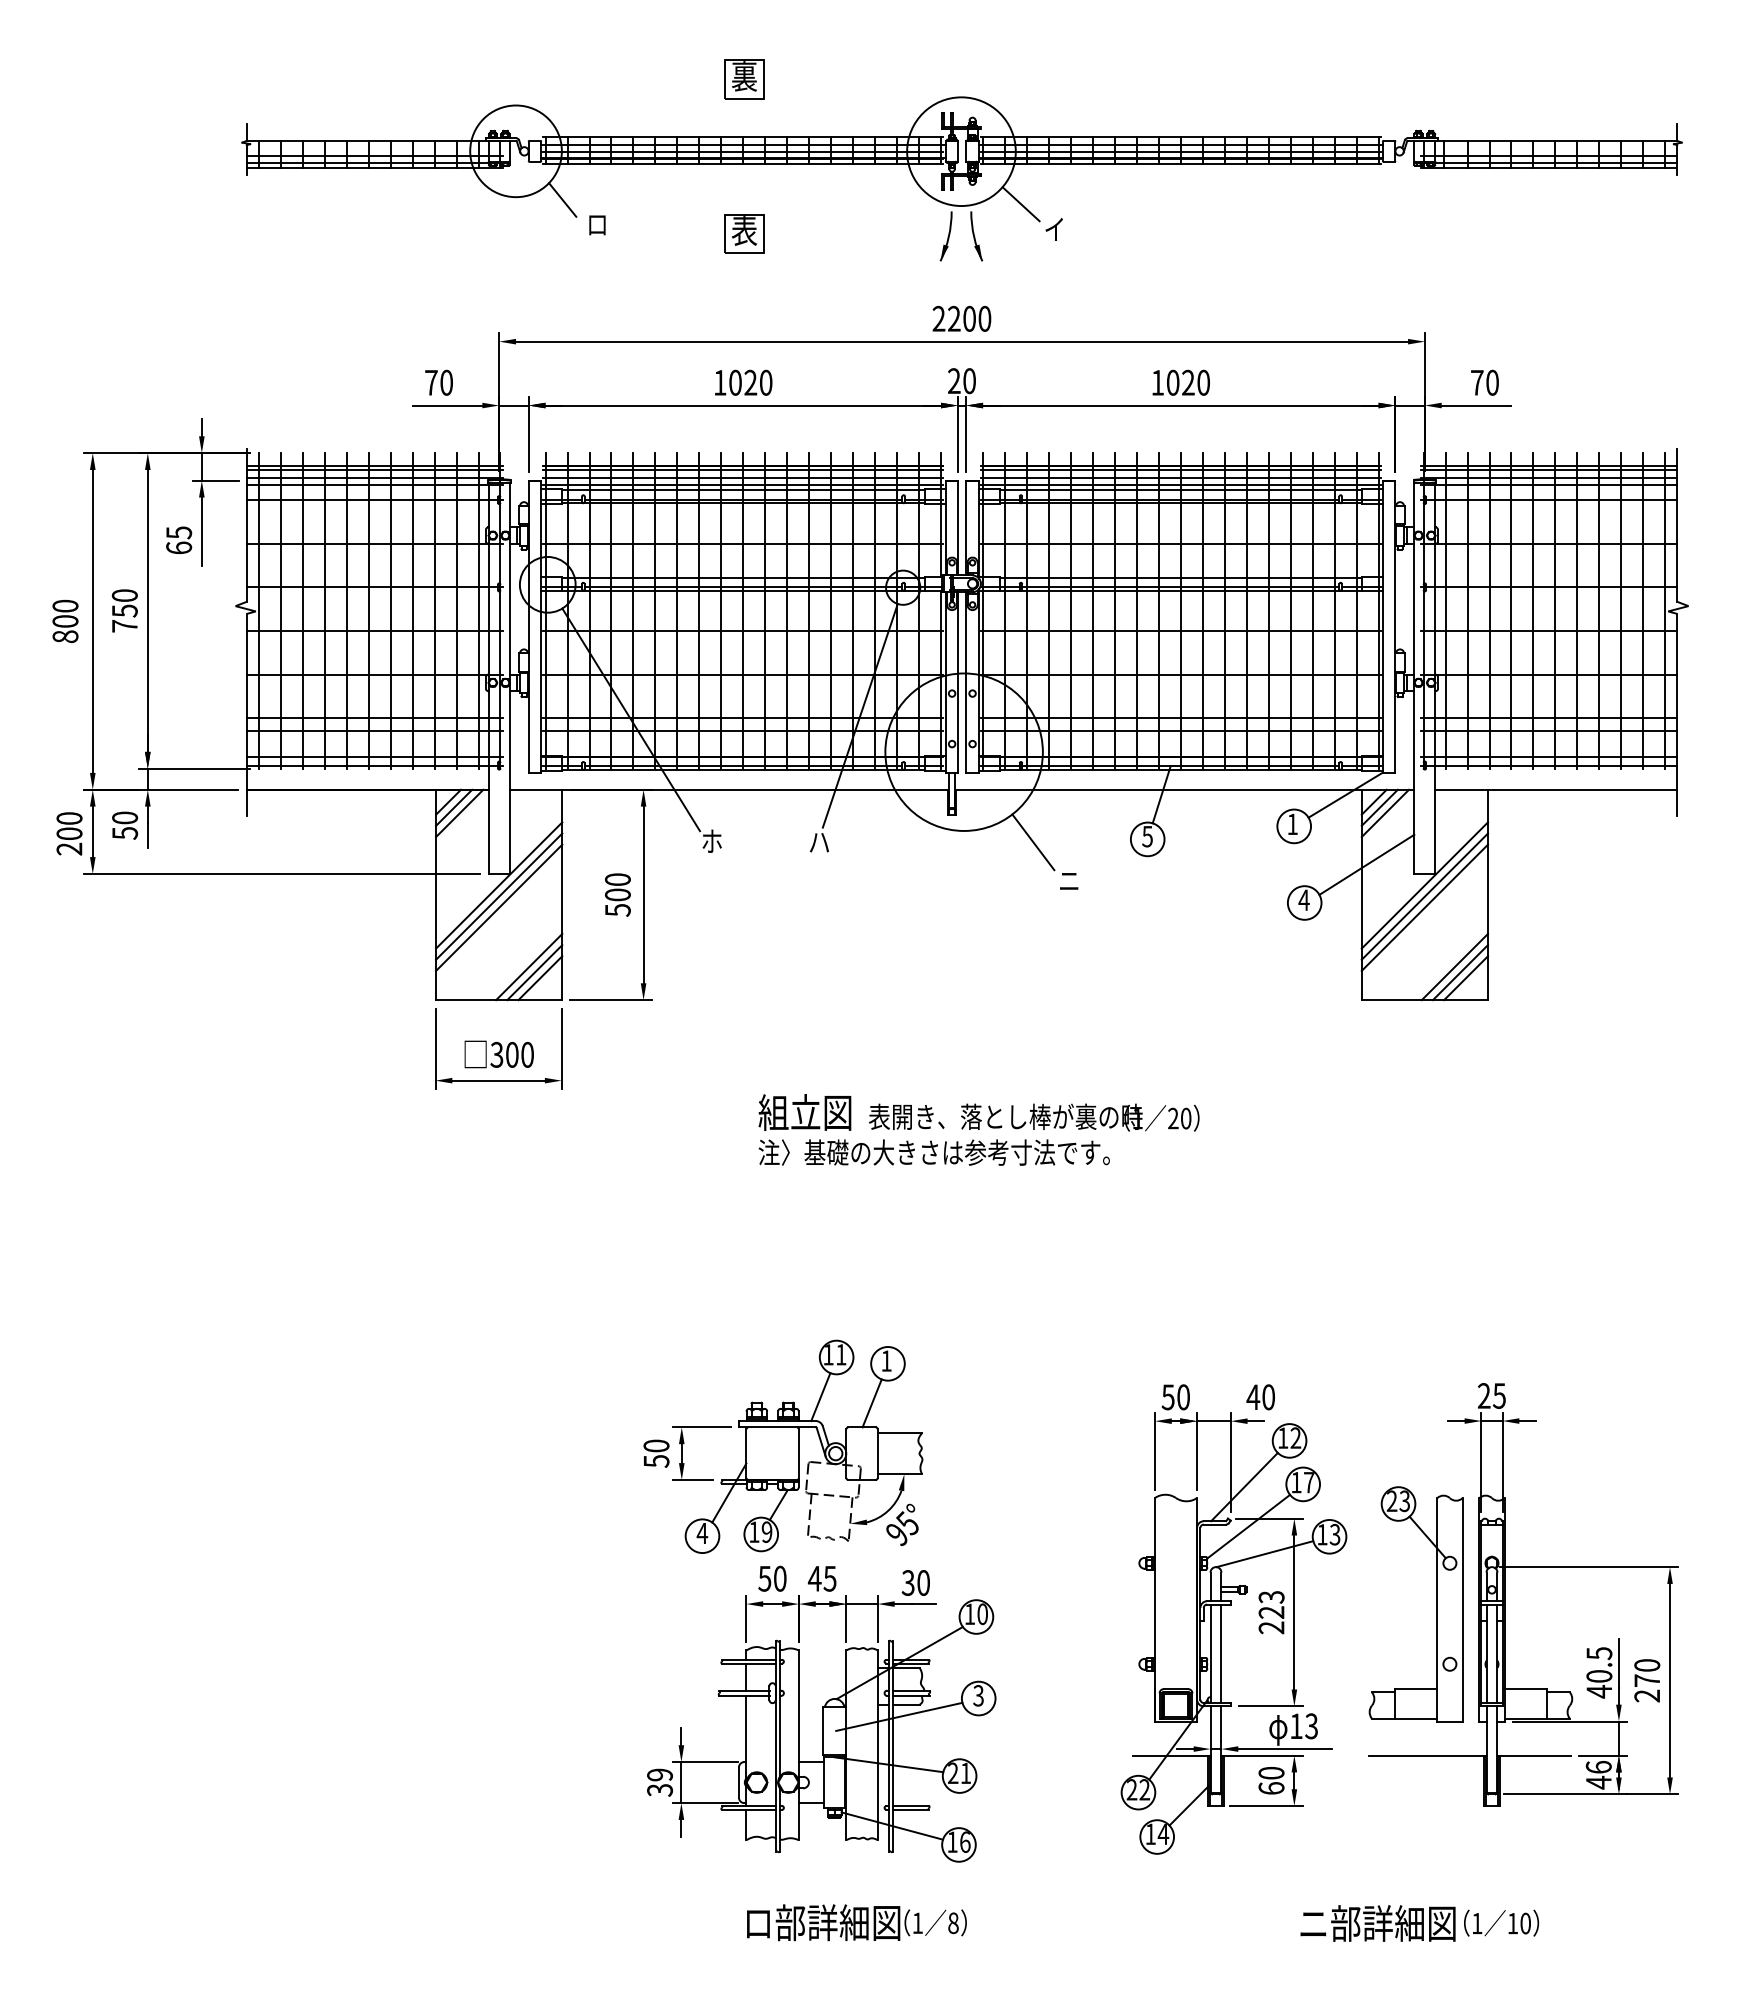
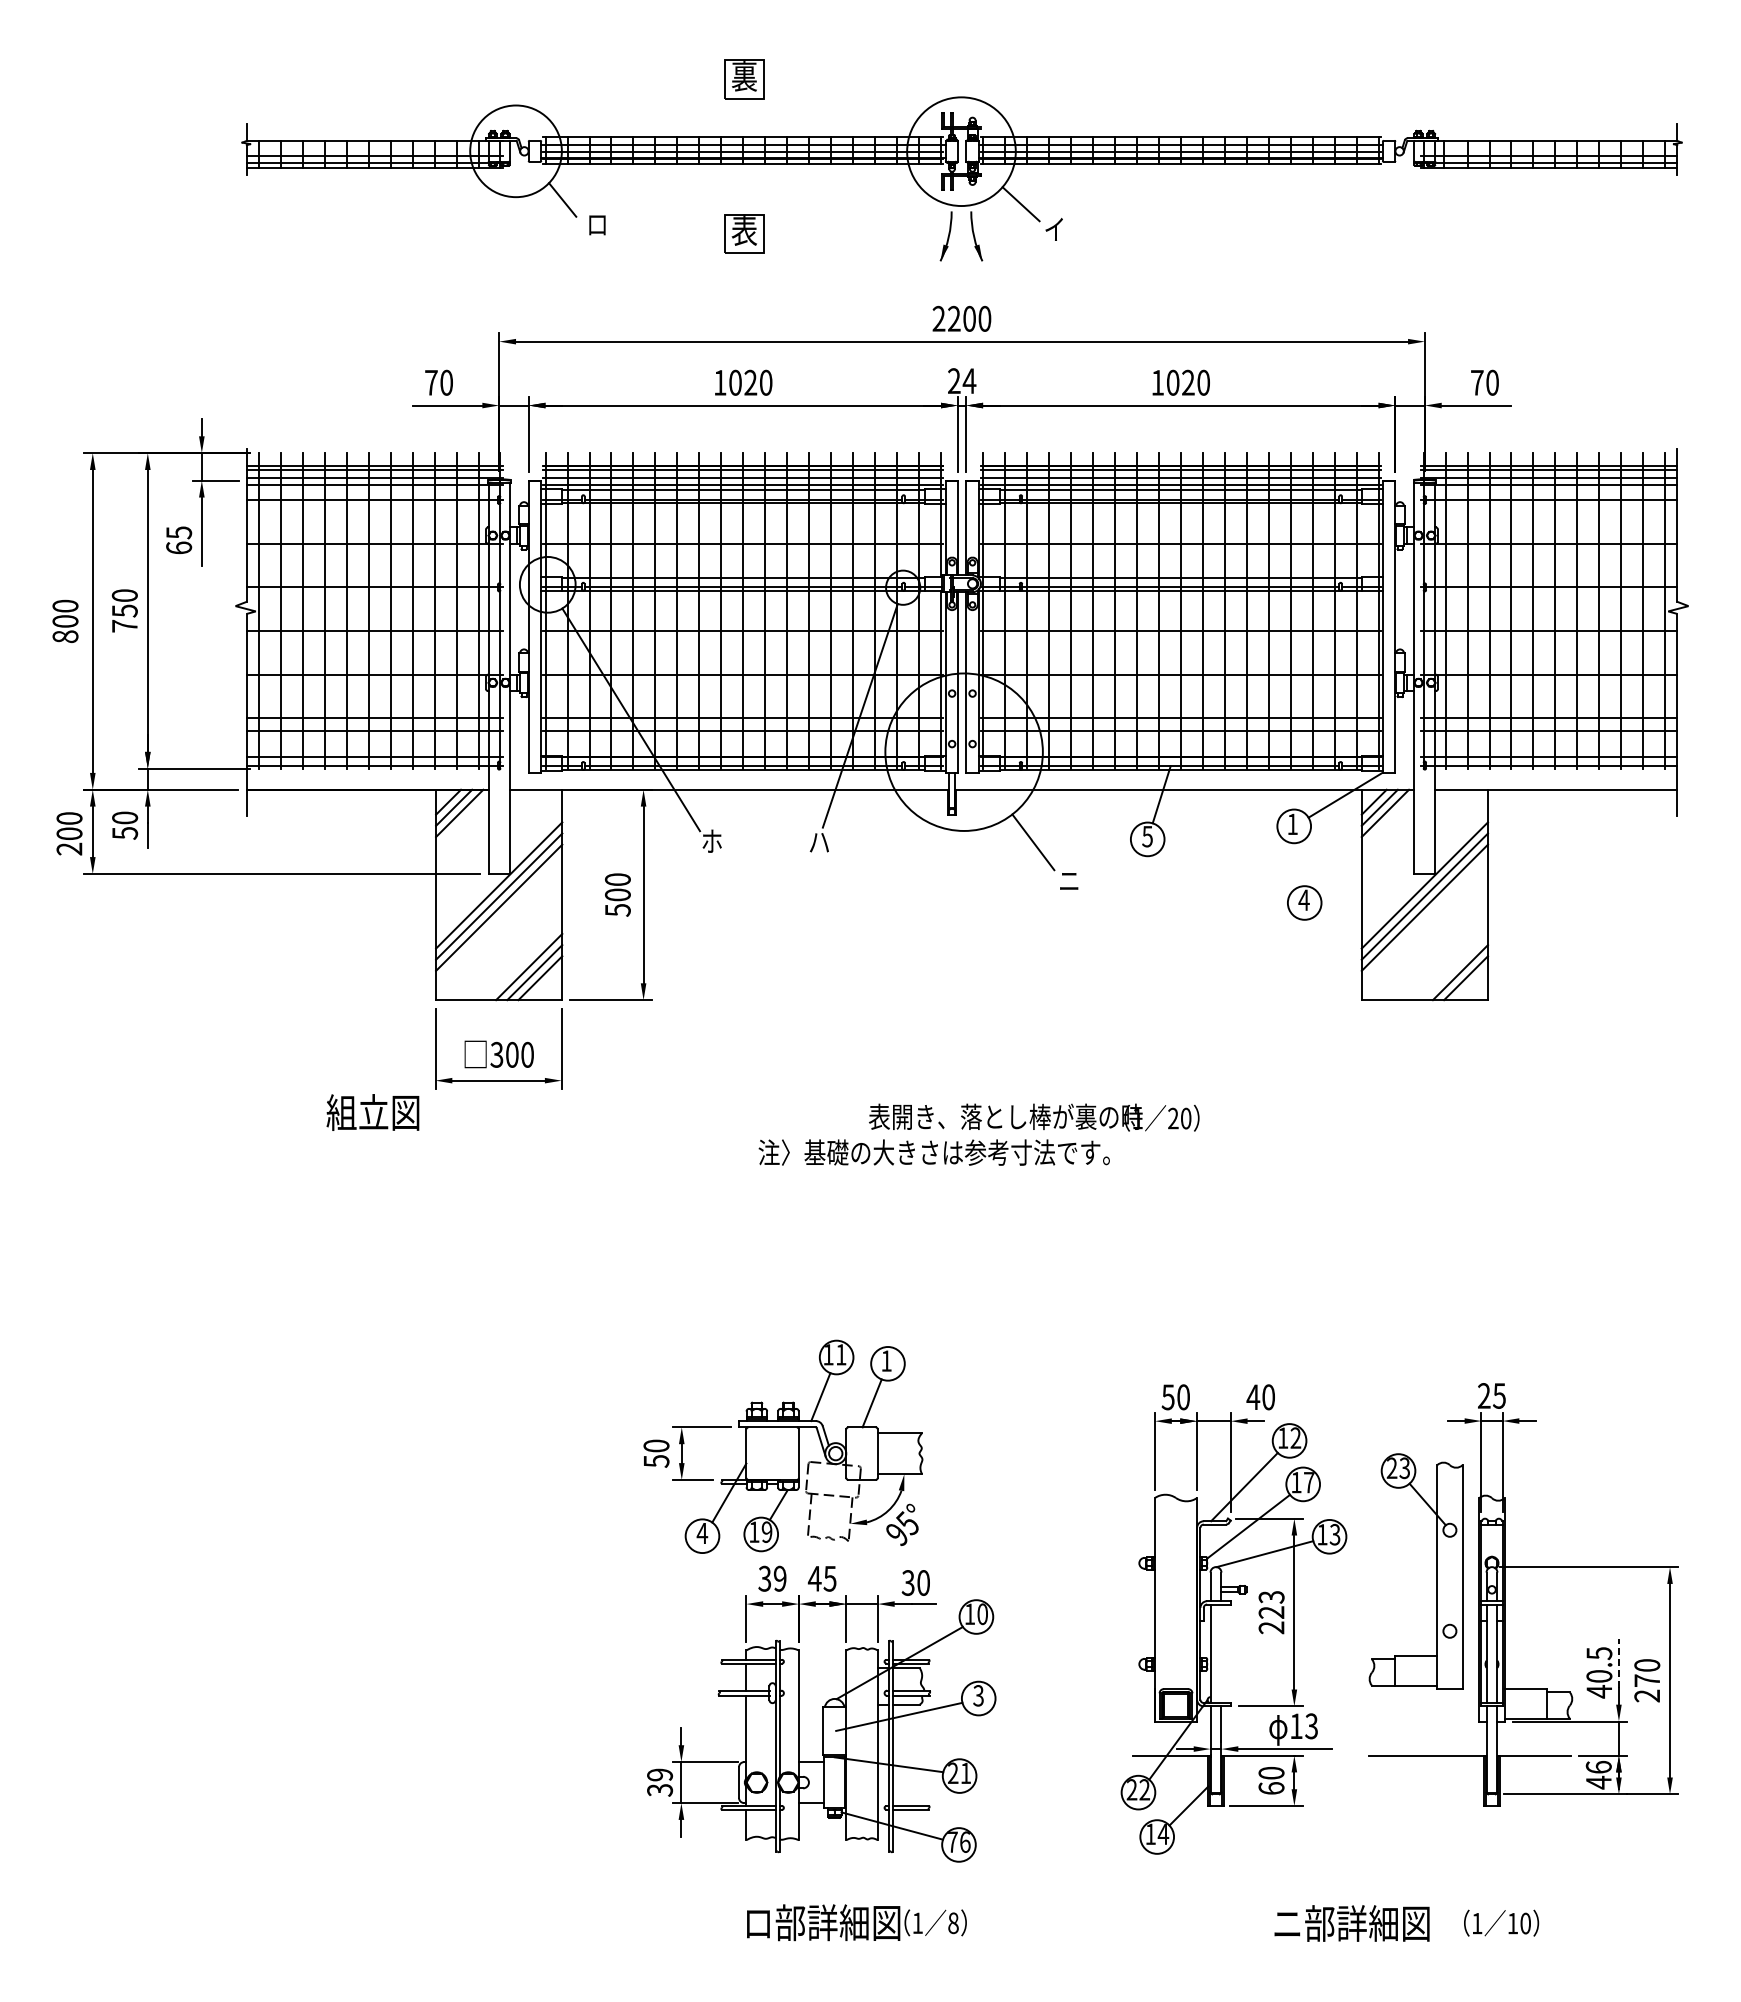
text: 20 -> 24 (969, 381)
line: present -> none (1366, 864)
line: present -> none (1454, 966)
text position: (804, 1112) -> (372, 1112) (372, 1112)
text: 50 -> 39 (772, 1578)
part position: (1436, 1604) -> (1436, 1571) (1436, 1571)
line: present -> none (1221, 1653)
line: solid -> dashed (1618, 1663)
text: 16 -> 76 (952, 1841)
text position: (1377, 1923) -> (1351, 1923) (1351, 1923)
